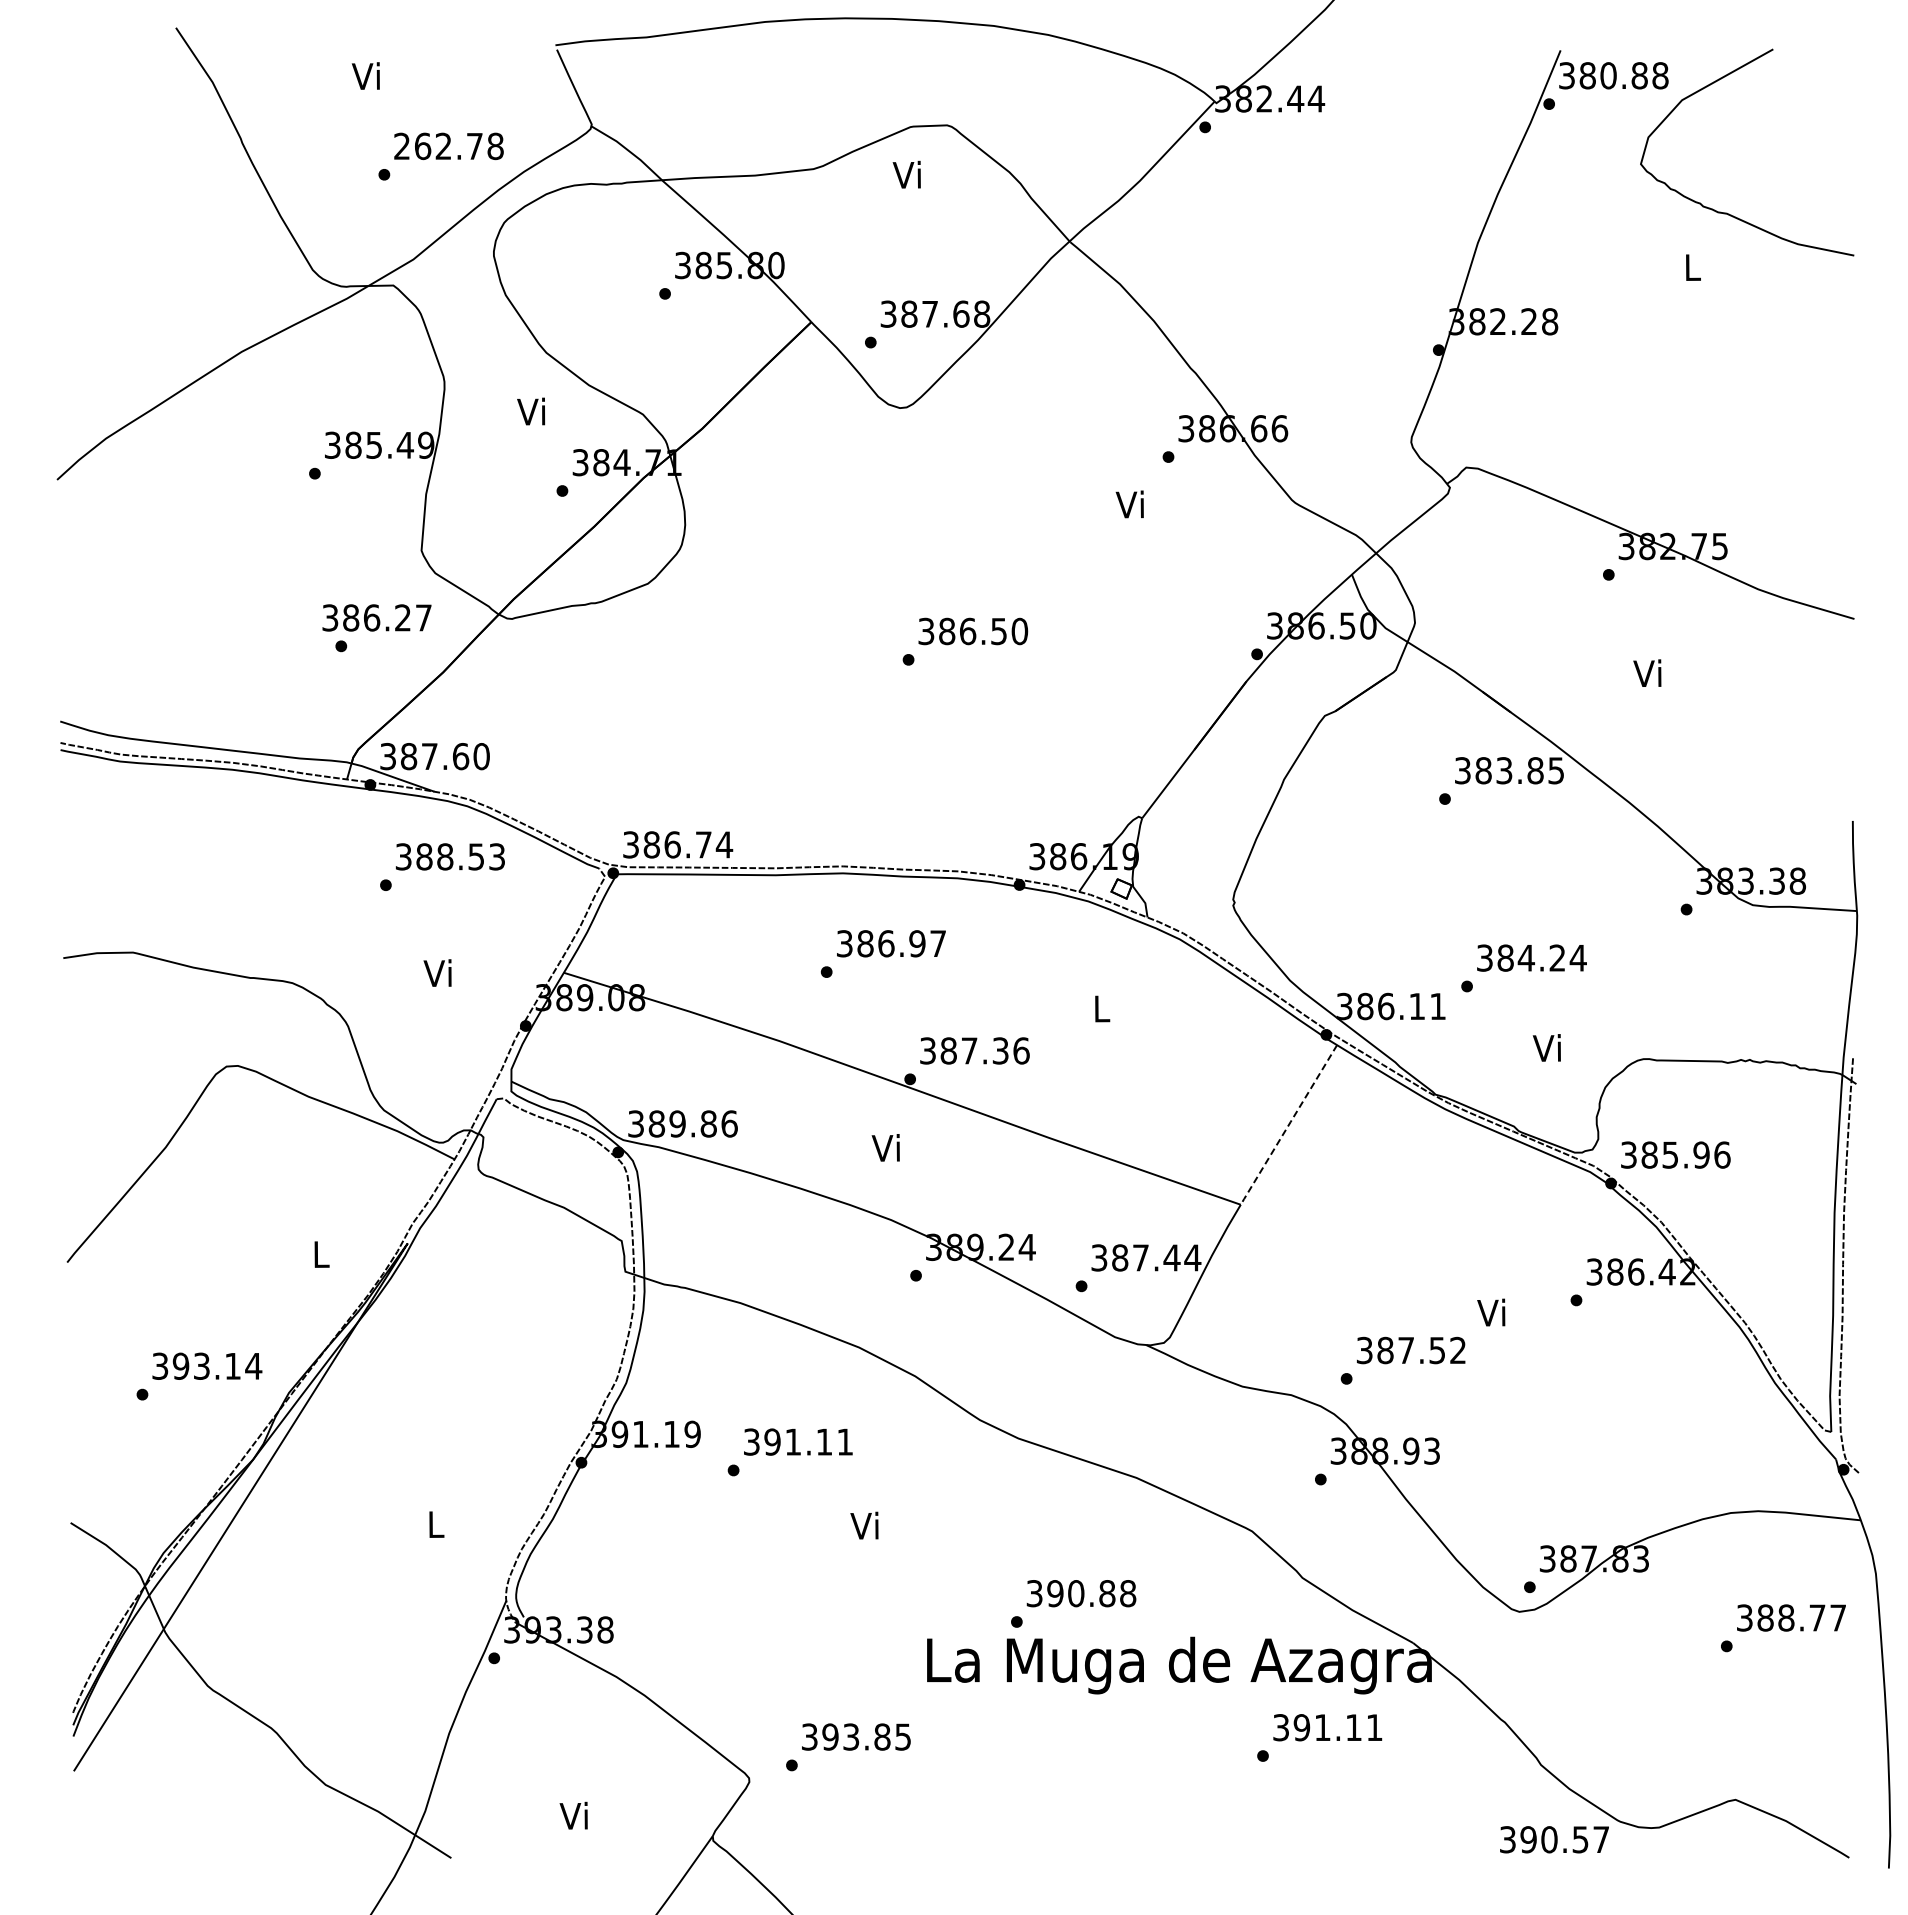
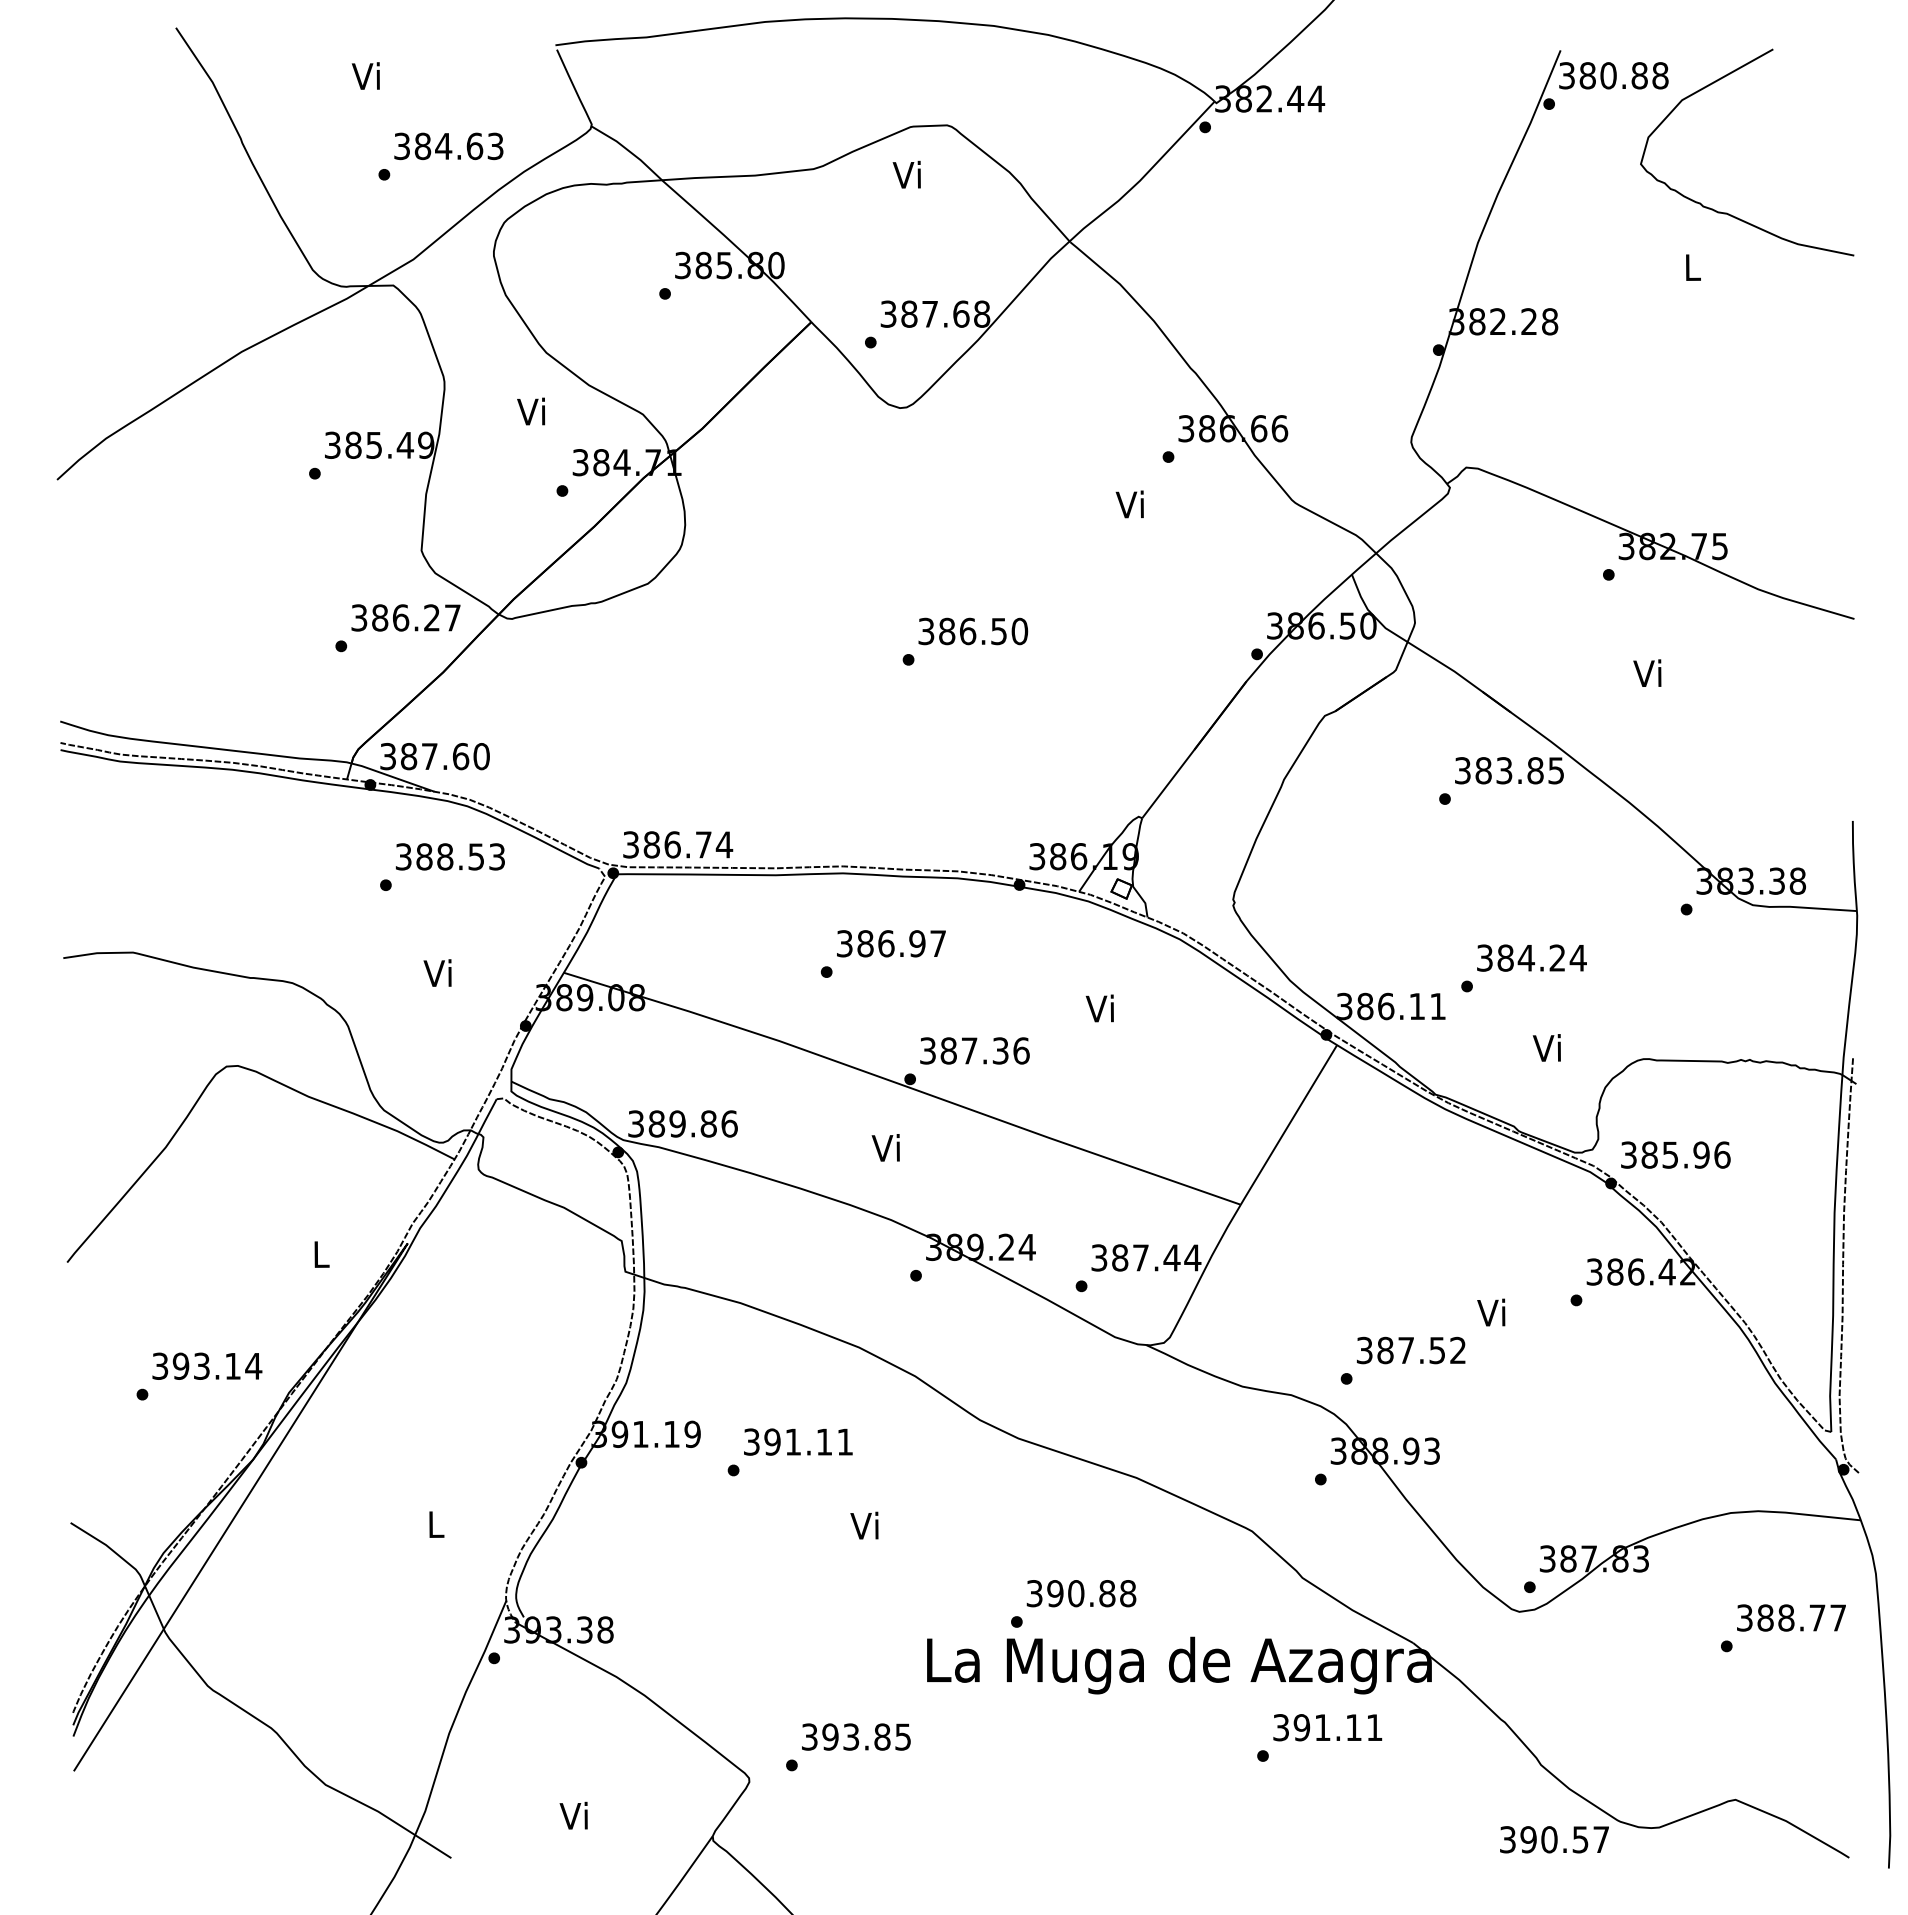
text: 262.78 -> 384.63 (448, 146)
text position: (376, 617) -> (405, 617) (405, 617)
text: L -> Vi (1099, 1008)
line: dashed -> solid (1288, 1125)
